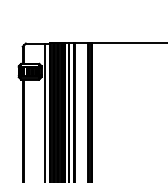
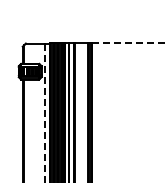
line: solid -> dashed (130, 43)
line: solid -> dashed (45, 113)
